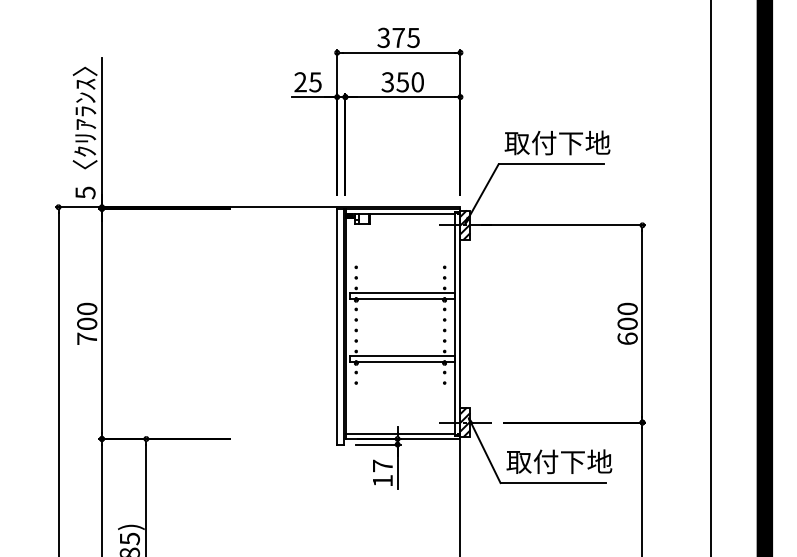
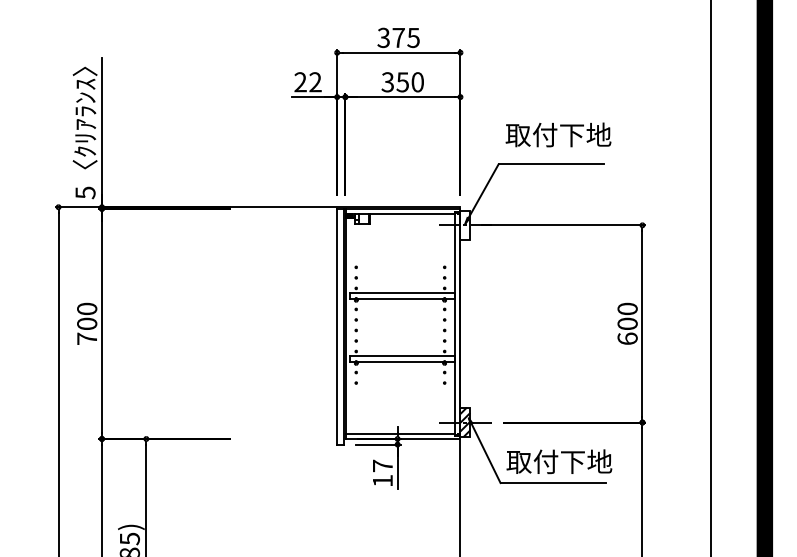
text: 25 -> 22 (315, 82)
text position: (557, 142) -> (558, 134) (558, 134)
hatch: present -> none (465, 225)
